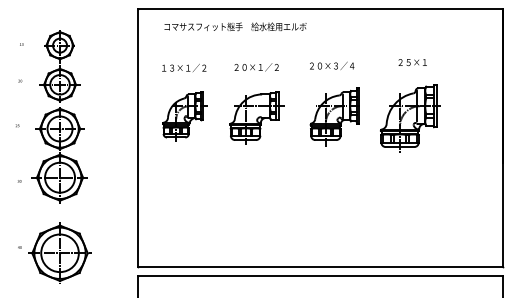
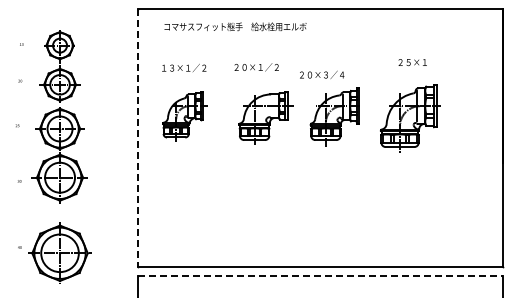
text position: (332, 65) -> (322, 74) (322, 74)
part position: (256, 117) -> (265, 117) (265, 117)
line: solid -> dashed (138, 138)
line: solid -> dashed (320, 275)
